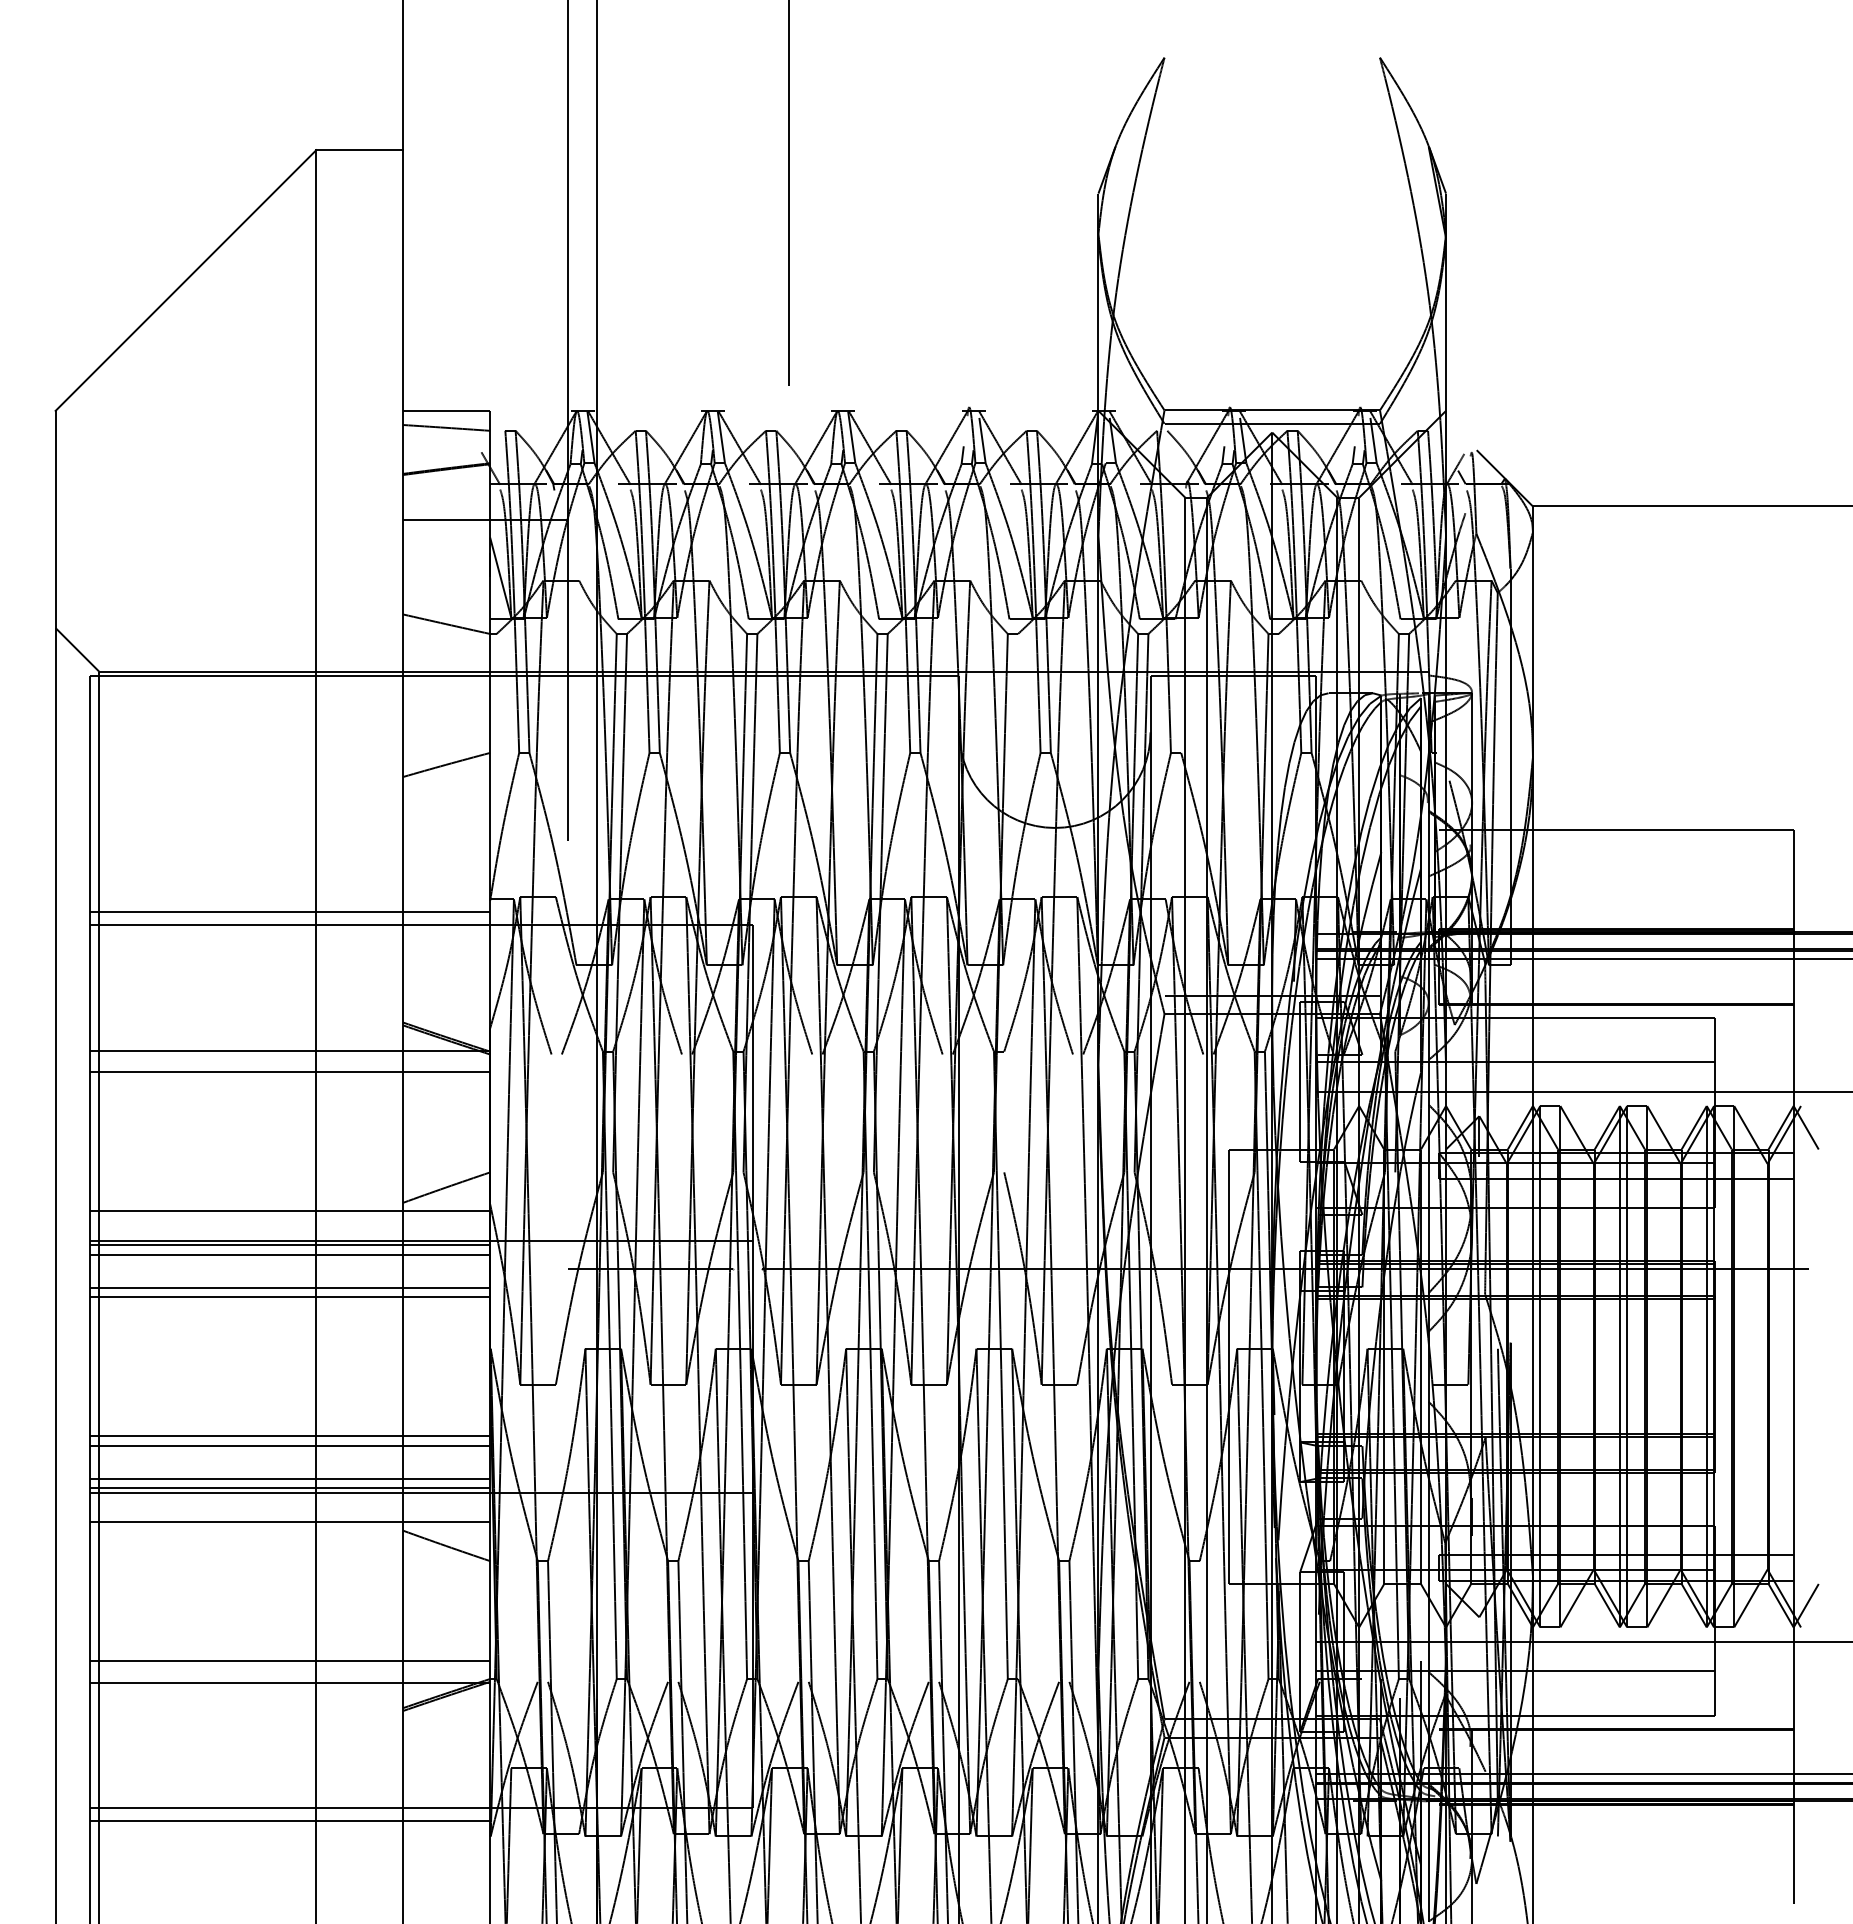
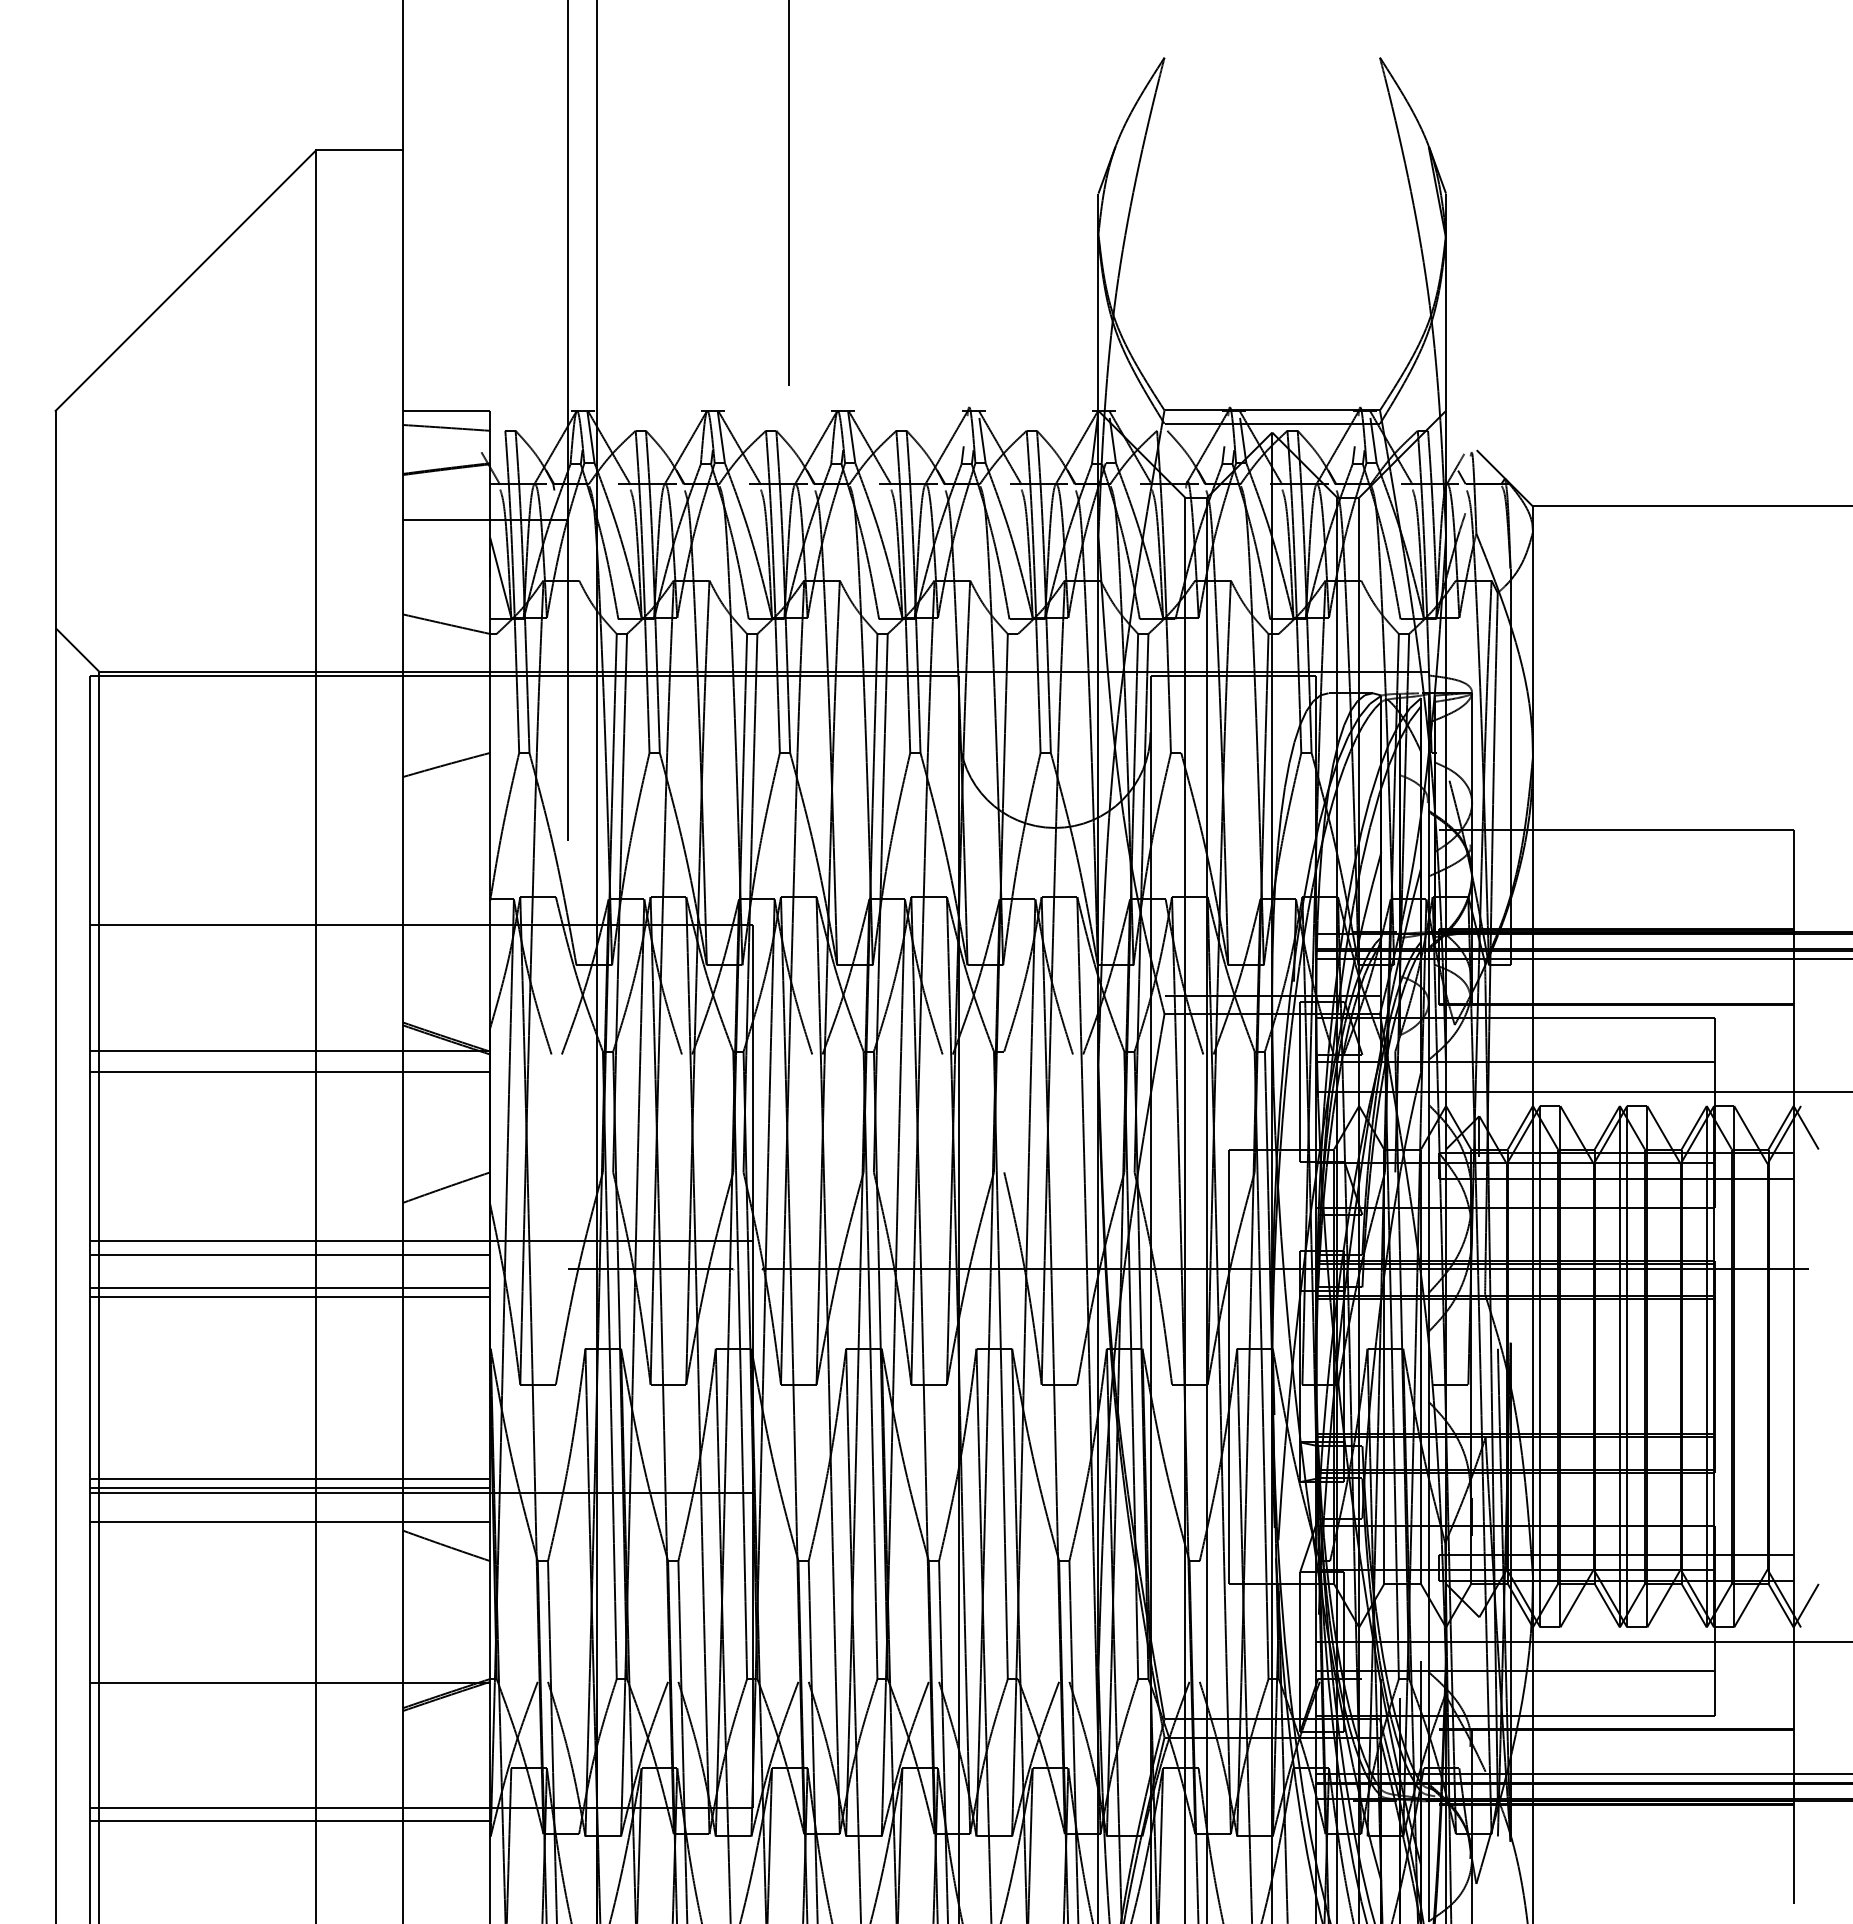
line: present -> none (290, 912)
line: present -> none (290, 1211)
line: present -> none (290, 1245)
line: present -> none (290, 1436)
line: present -> none (290, 1445)
line: present -> none (290, 1661)
